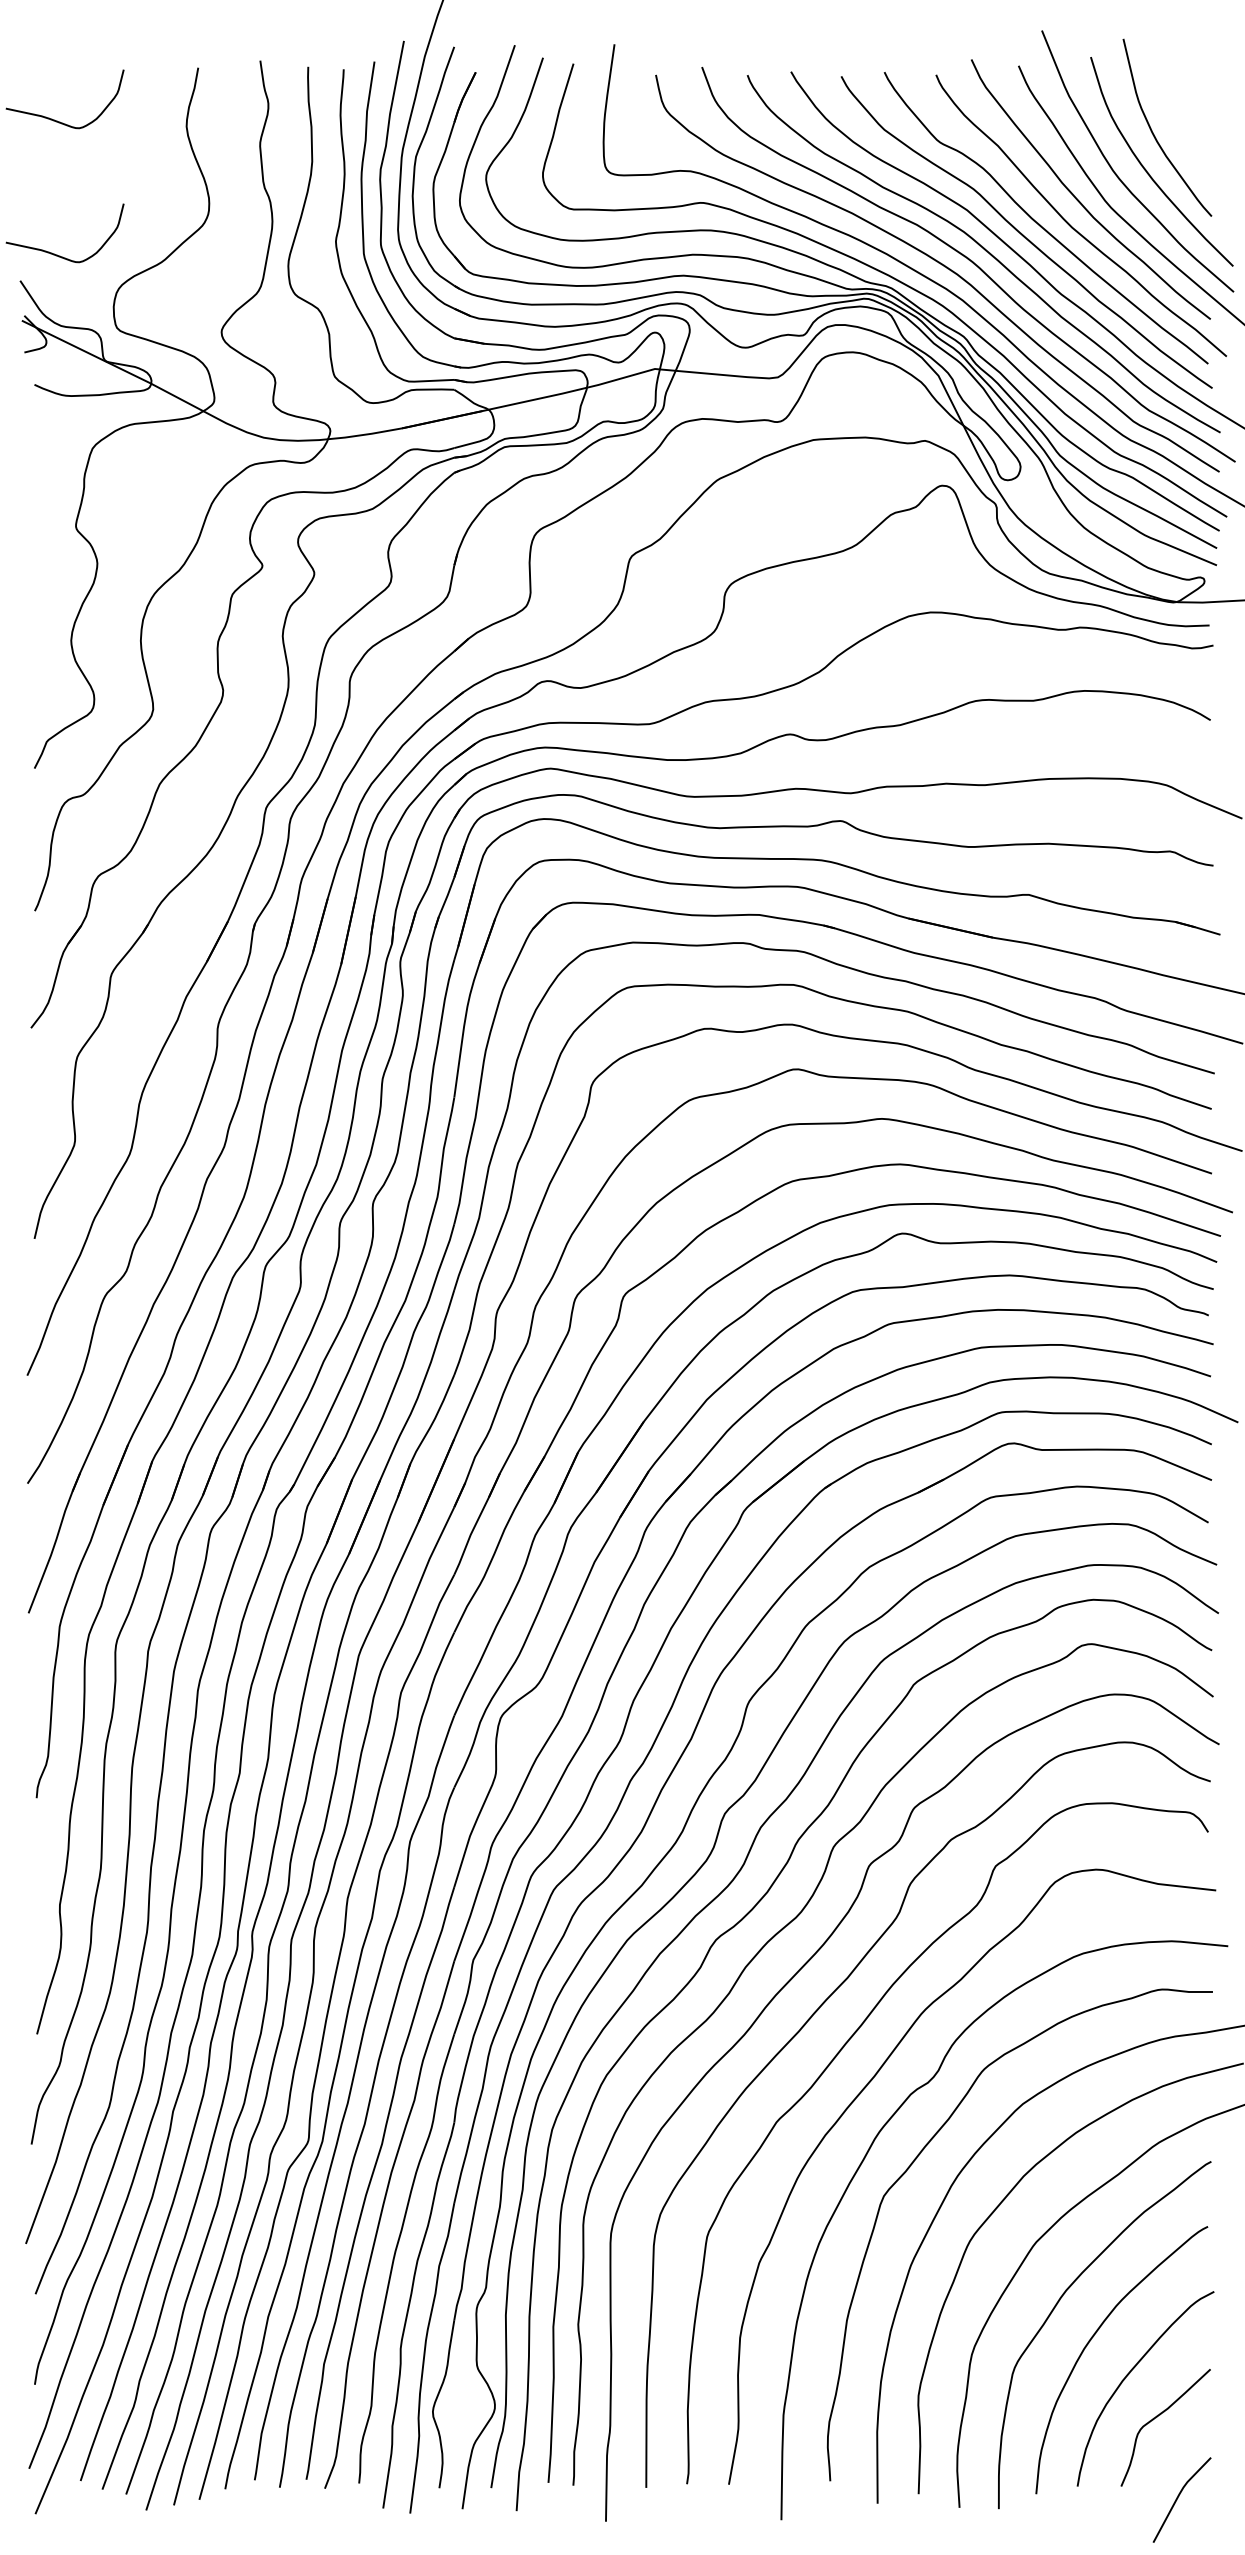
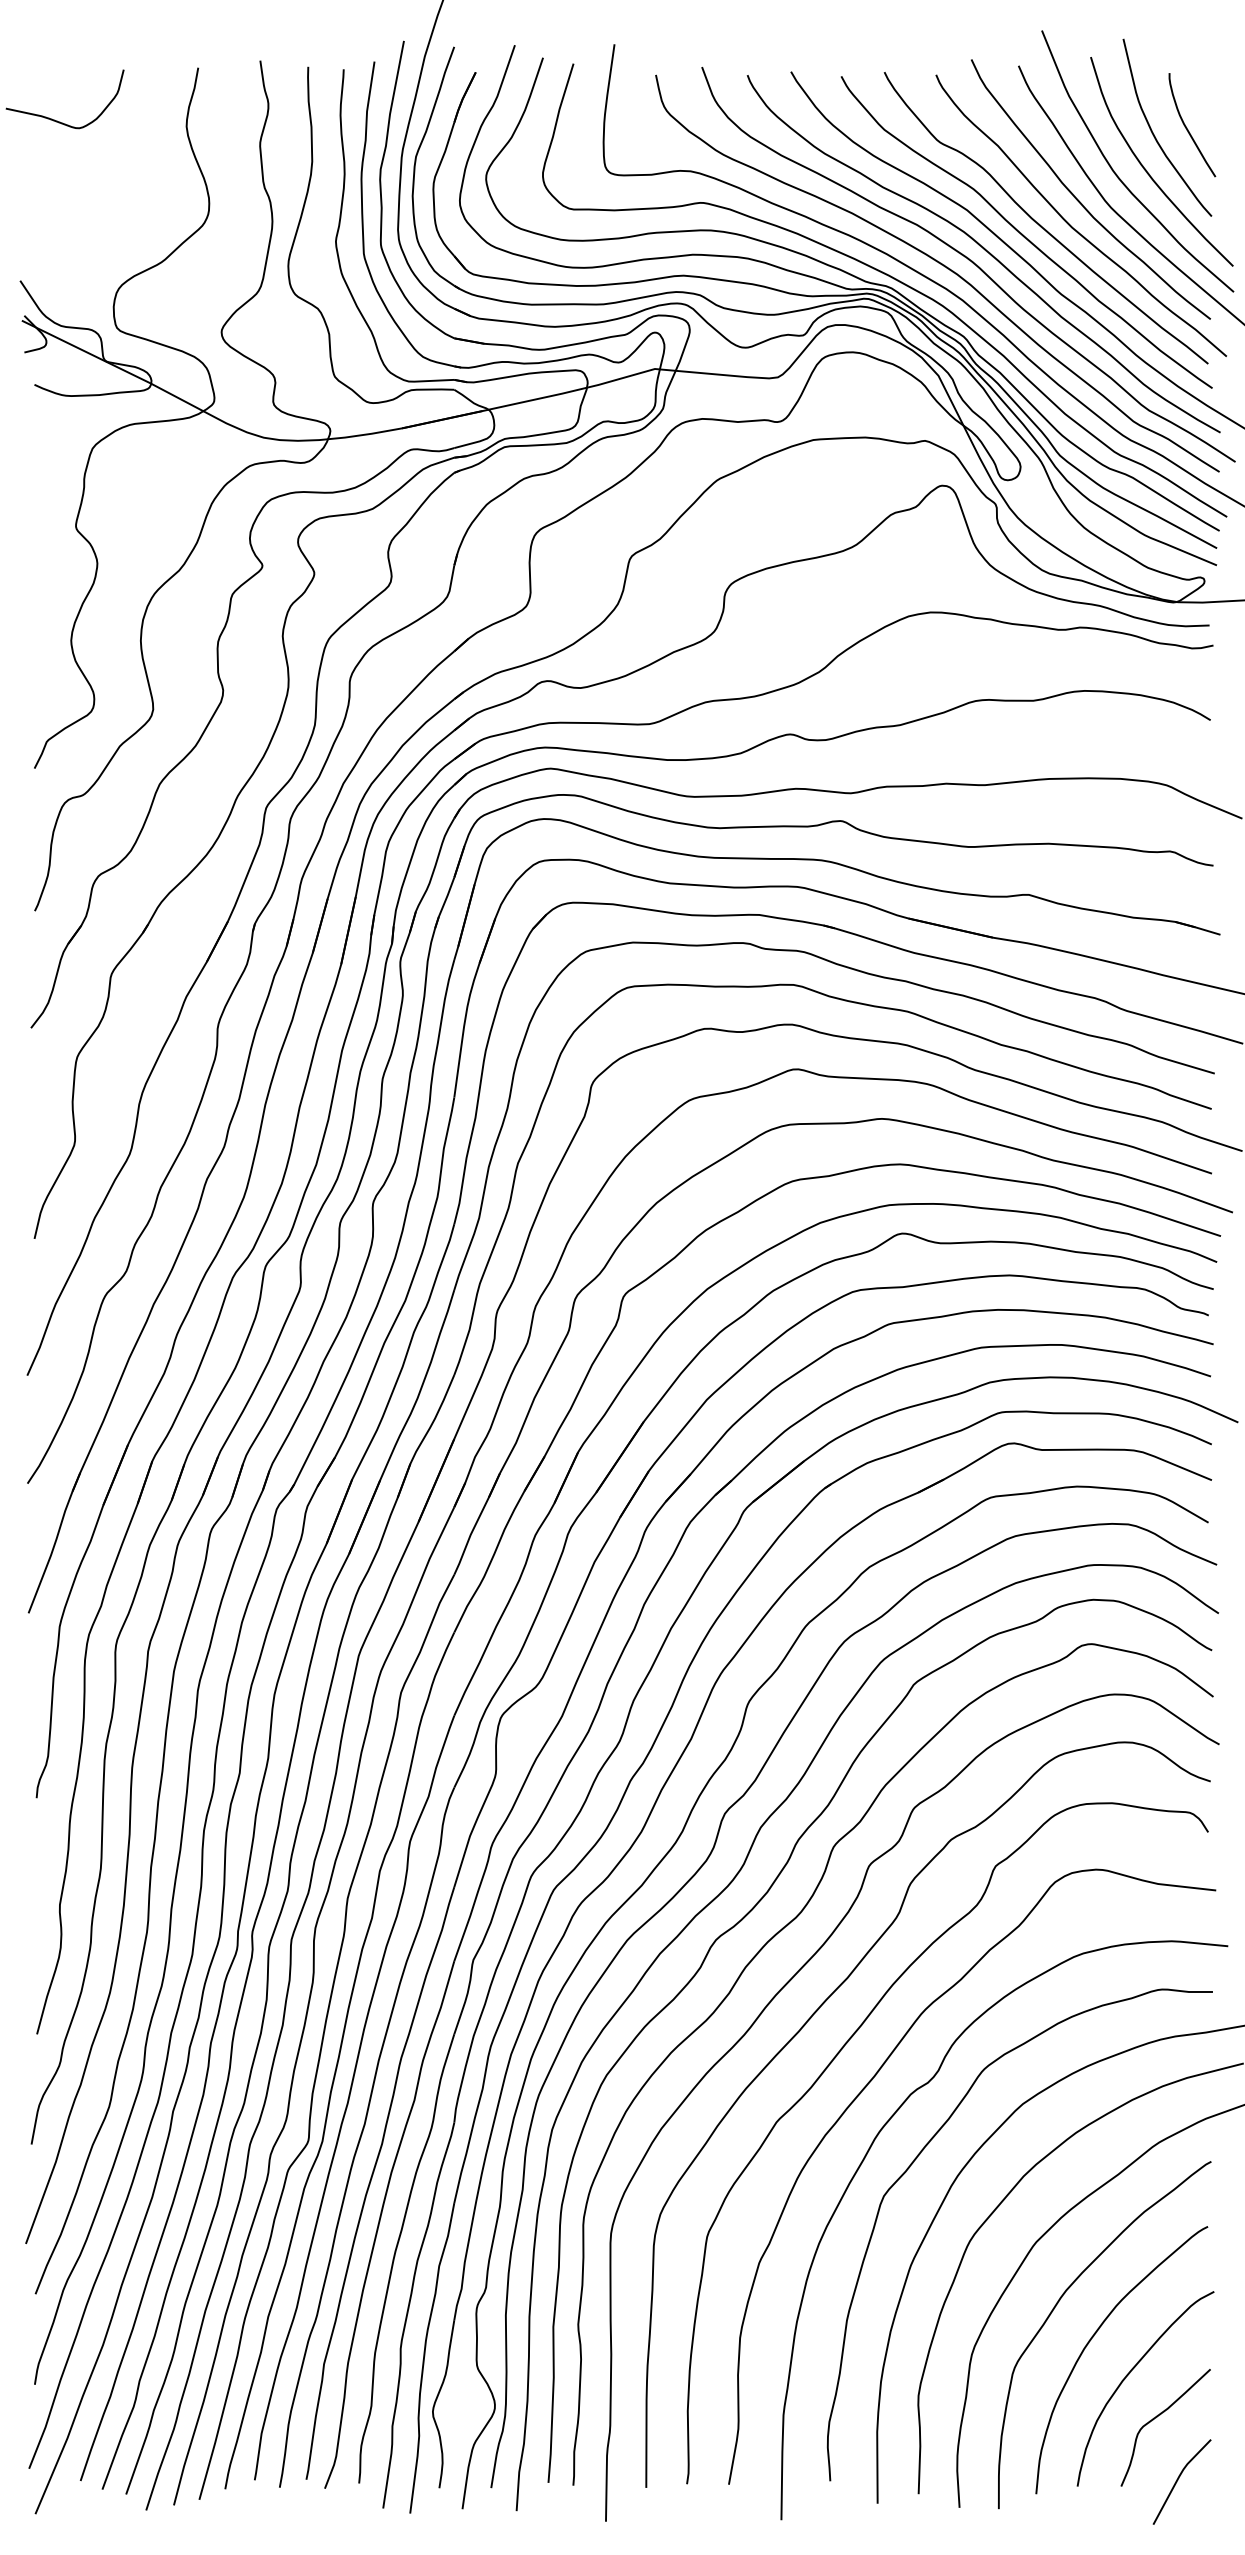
curve: none -> present (1187, 127)
curve: present -> none (57, 254)
line position: (1178, 2498) -> (1178, 2480) (1178, 2480)
